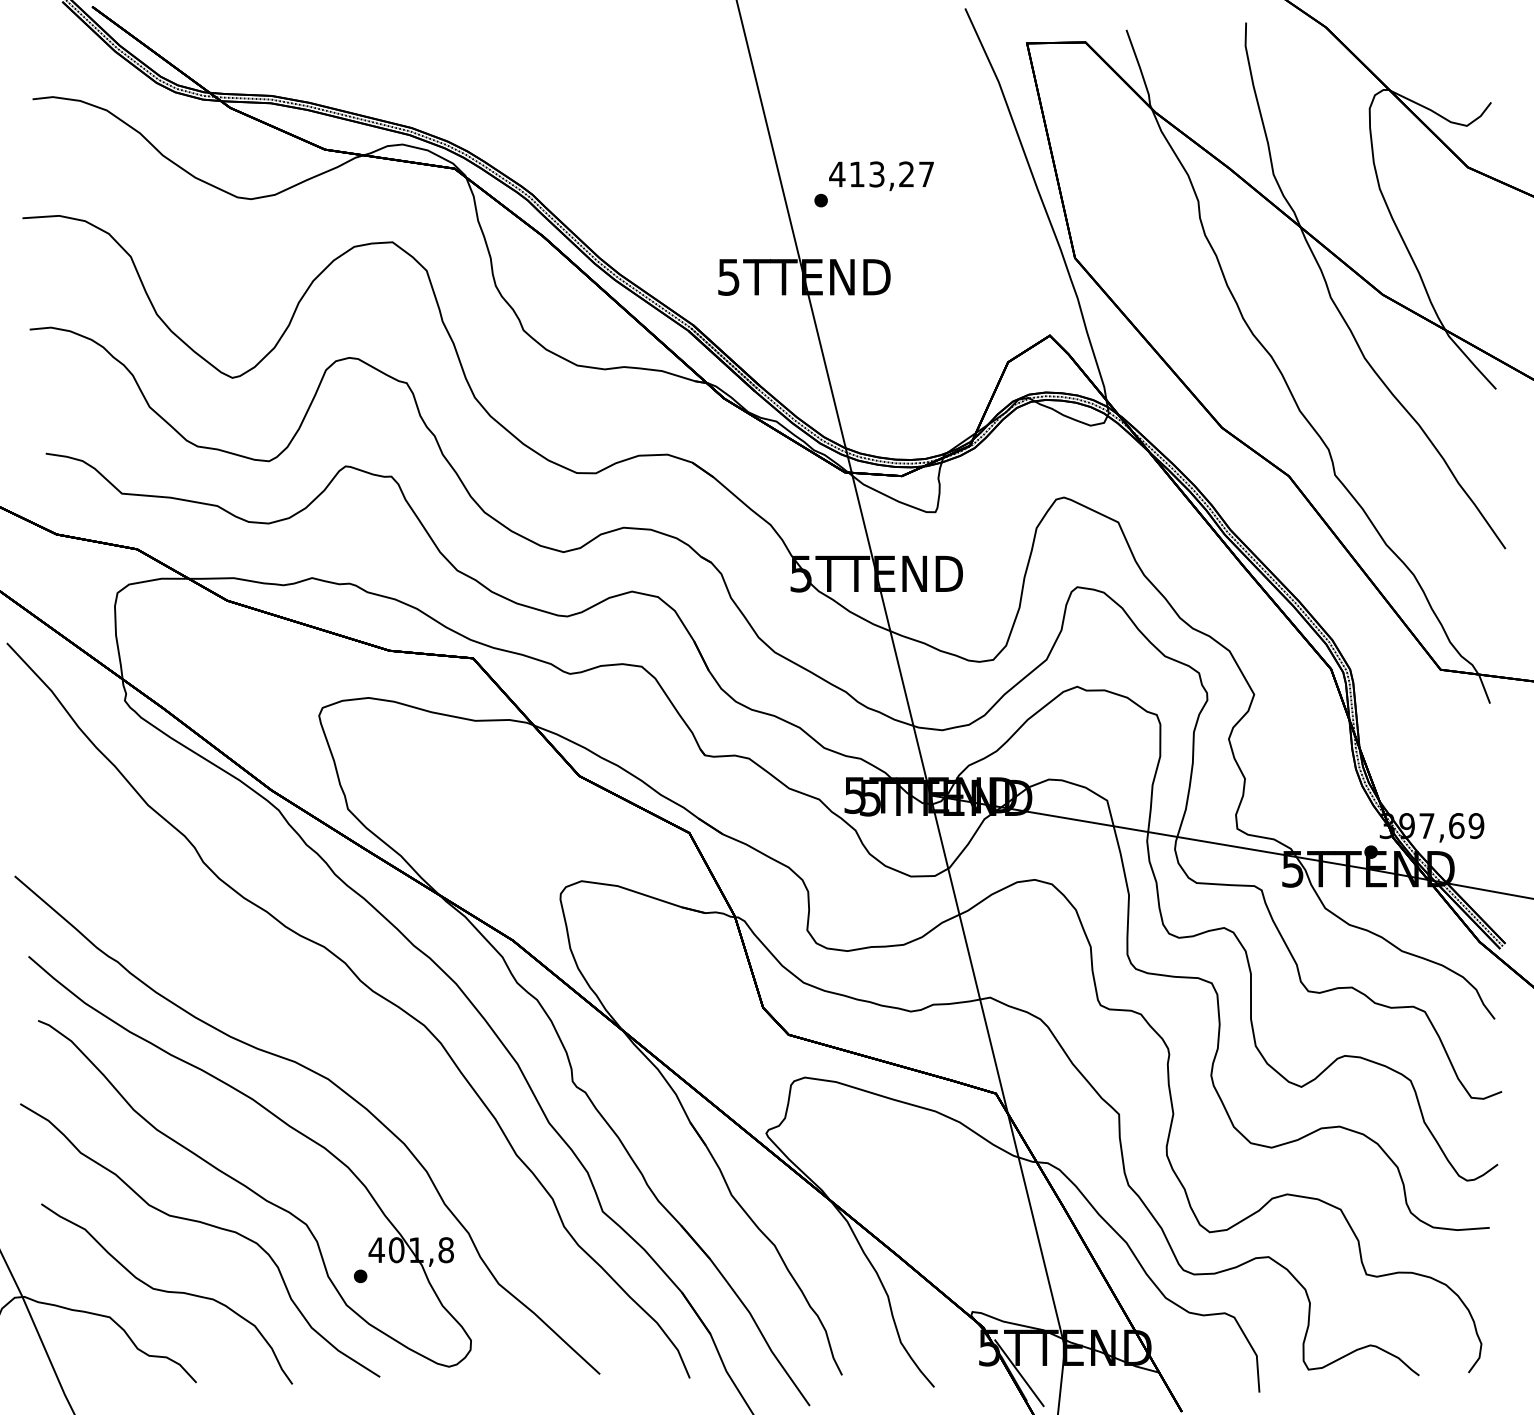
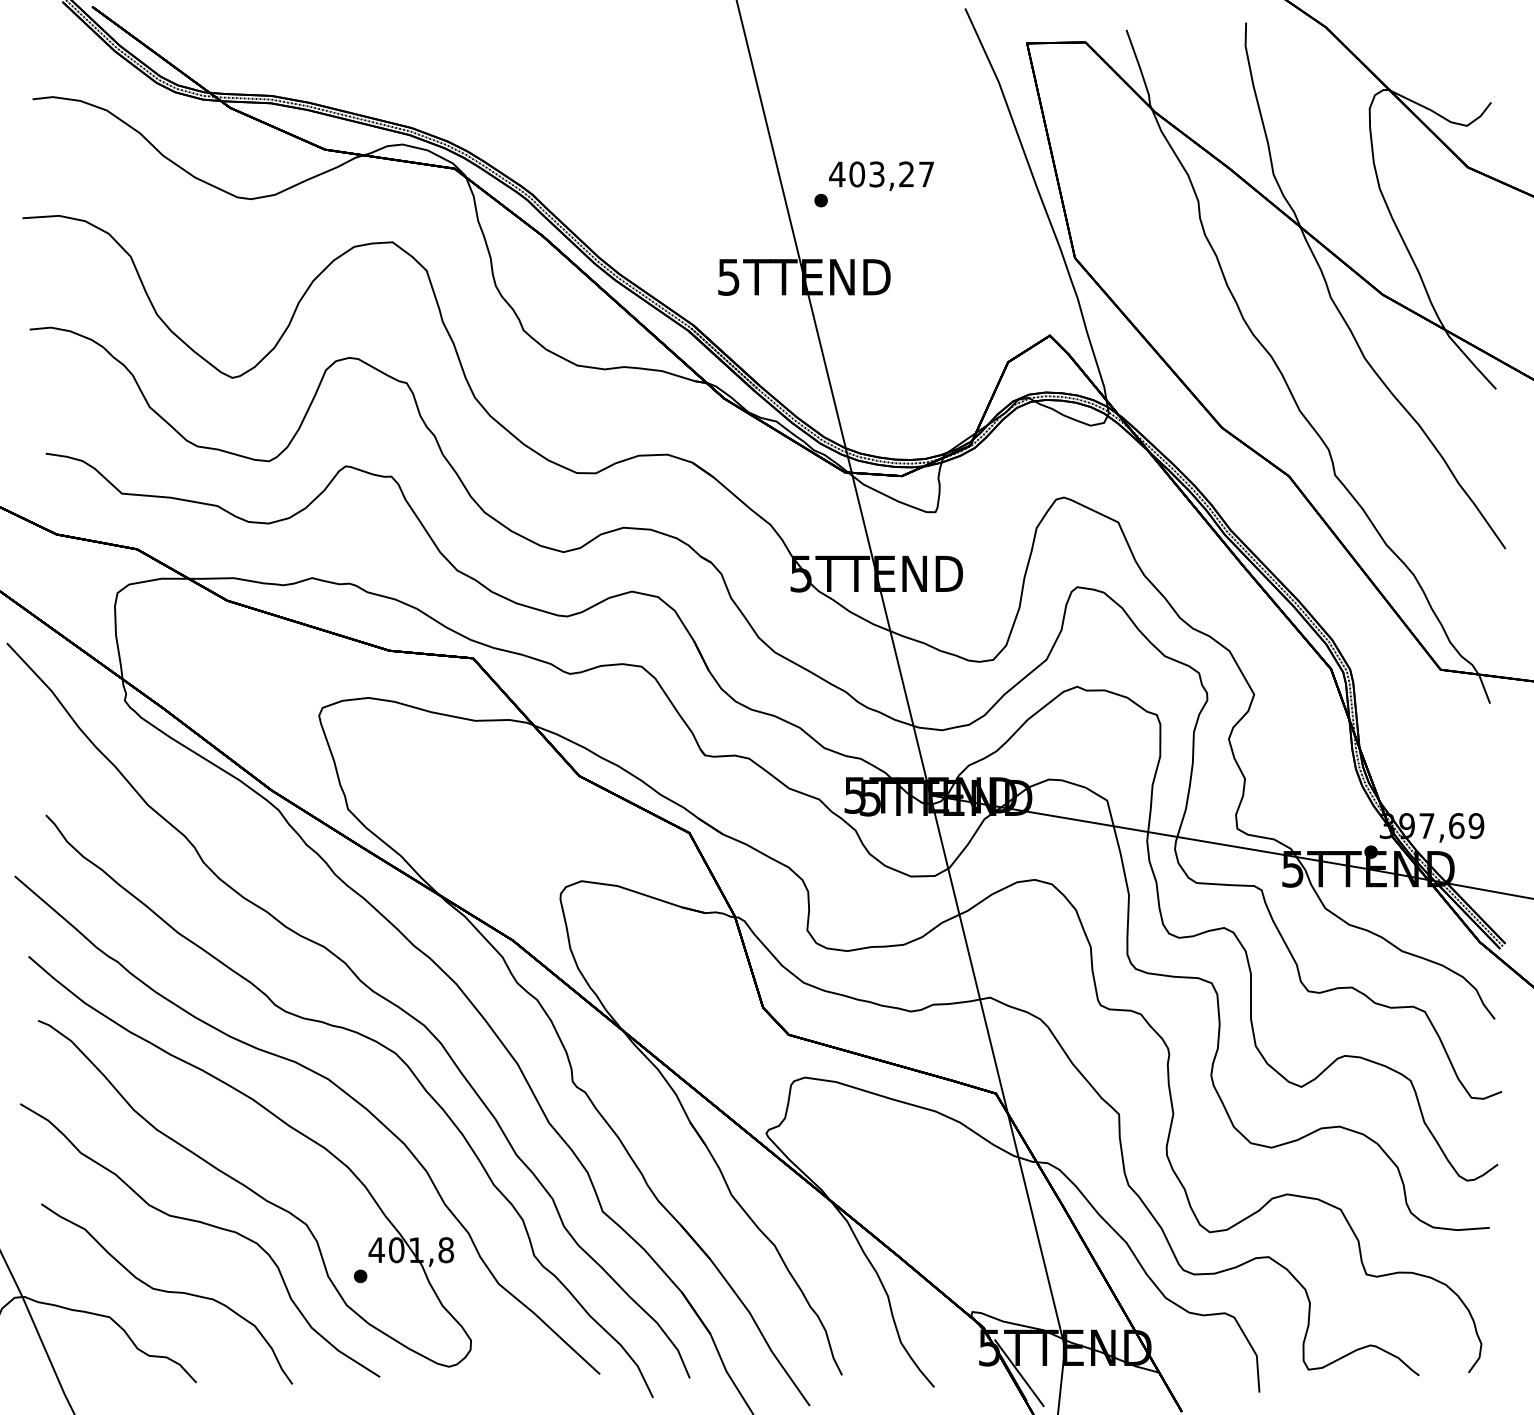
text: 413,27 -> 403,27 (857, 174)
curve: none -> present (383, 1047)
